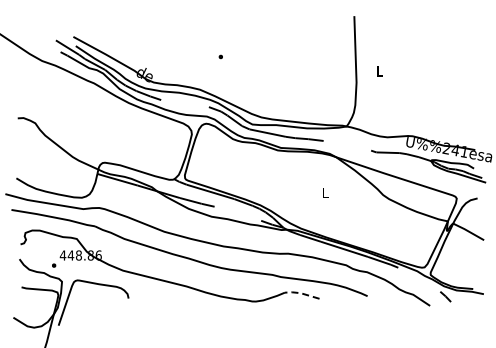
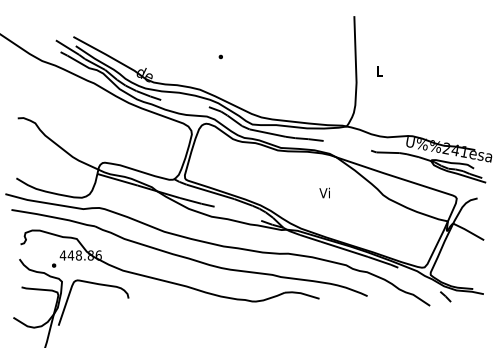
text: L -> Vi (324, 192)
line: dashed -> solid (300, 293)
